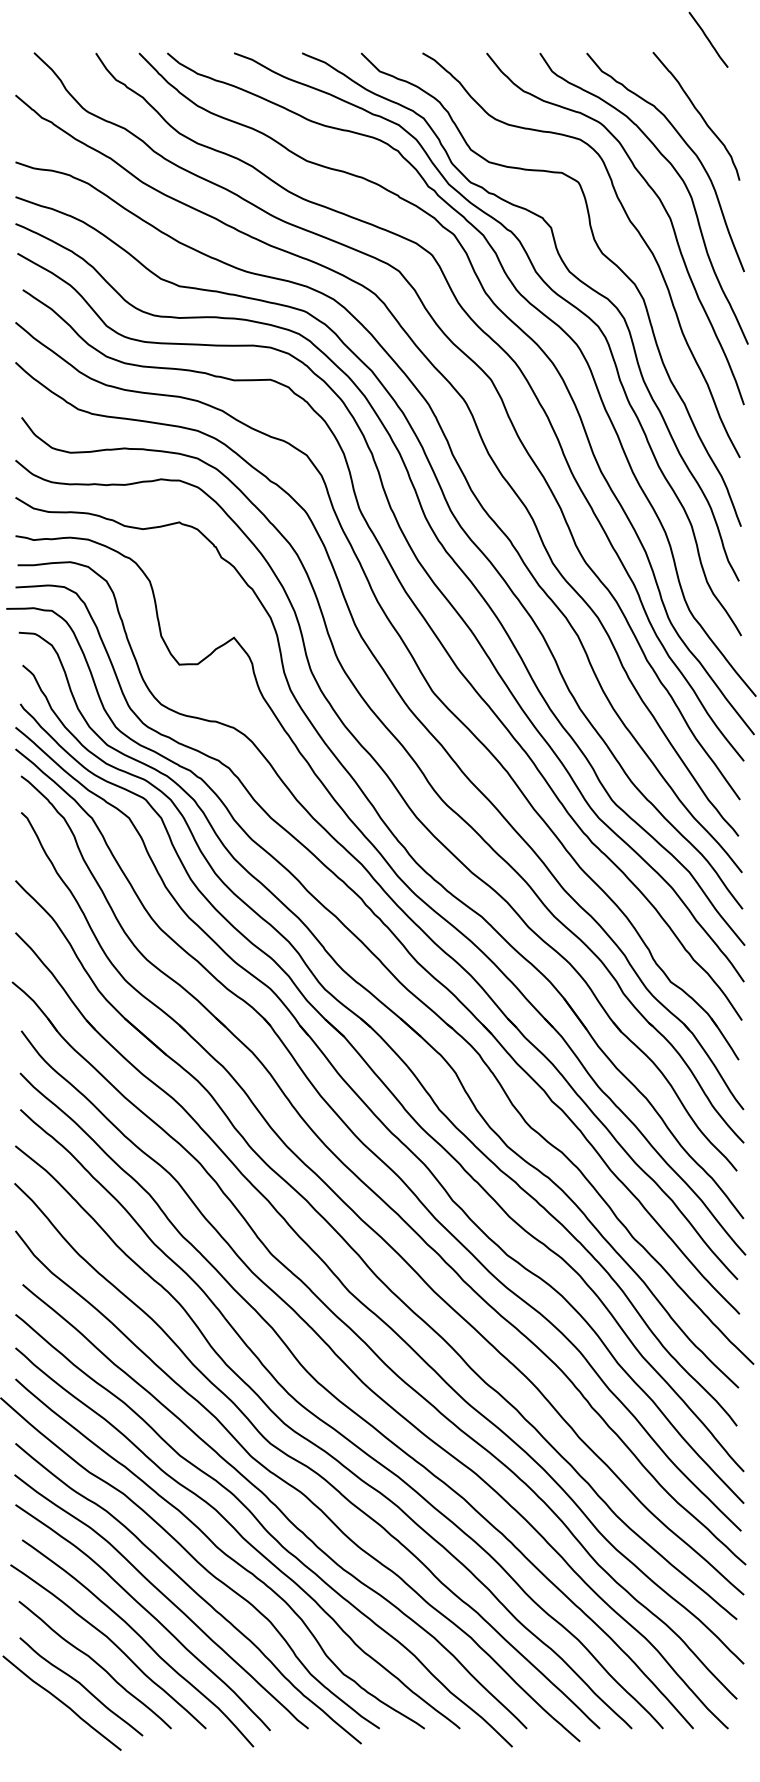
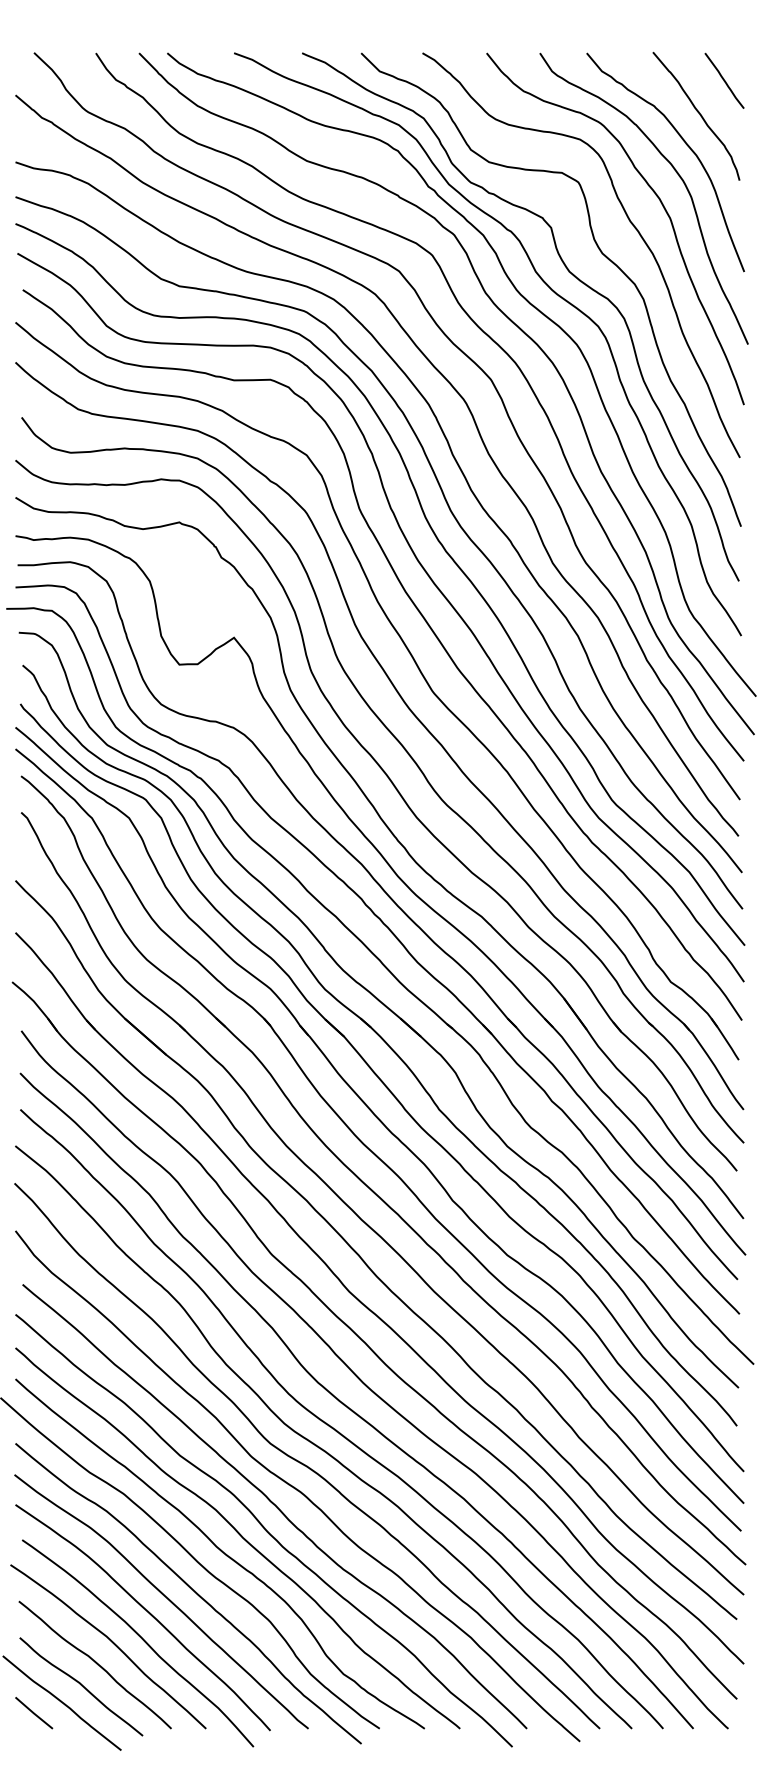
line position: (708, 39) -> (724, 80) (724, 80)
line: none -> present (34, 1713)
